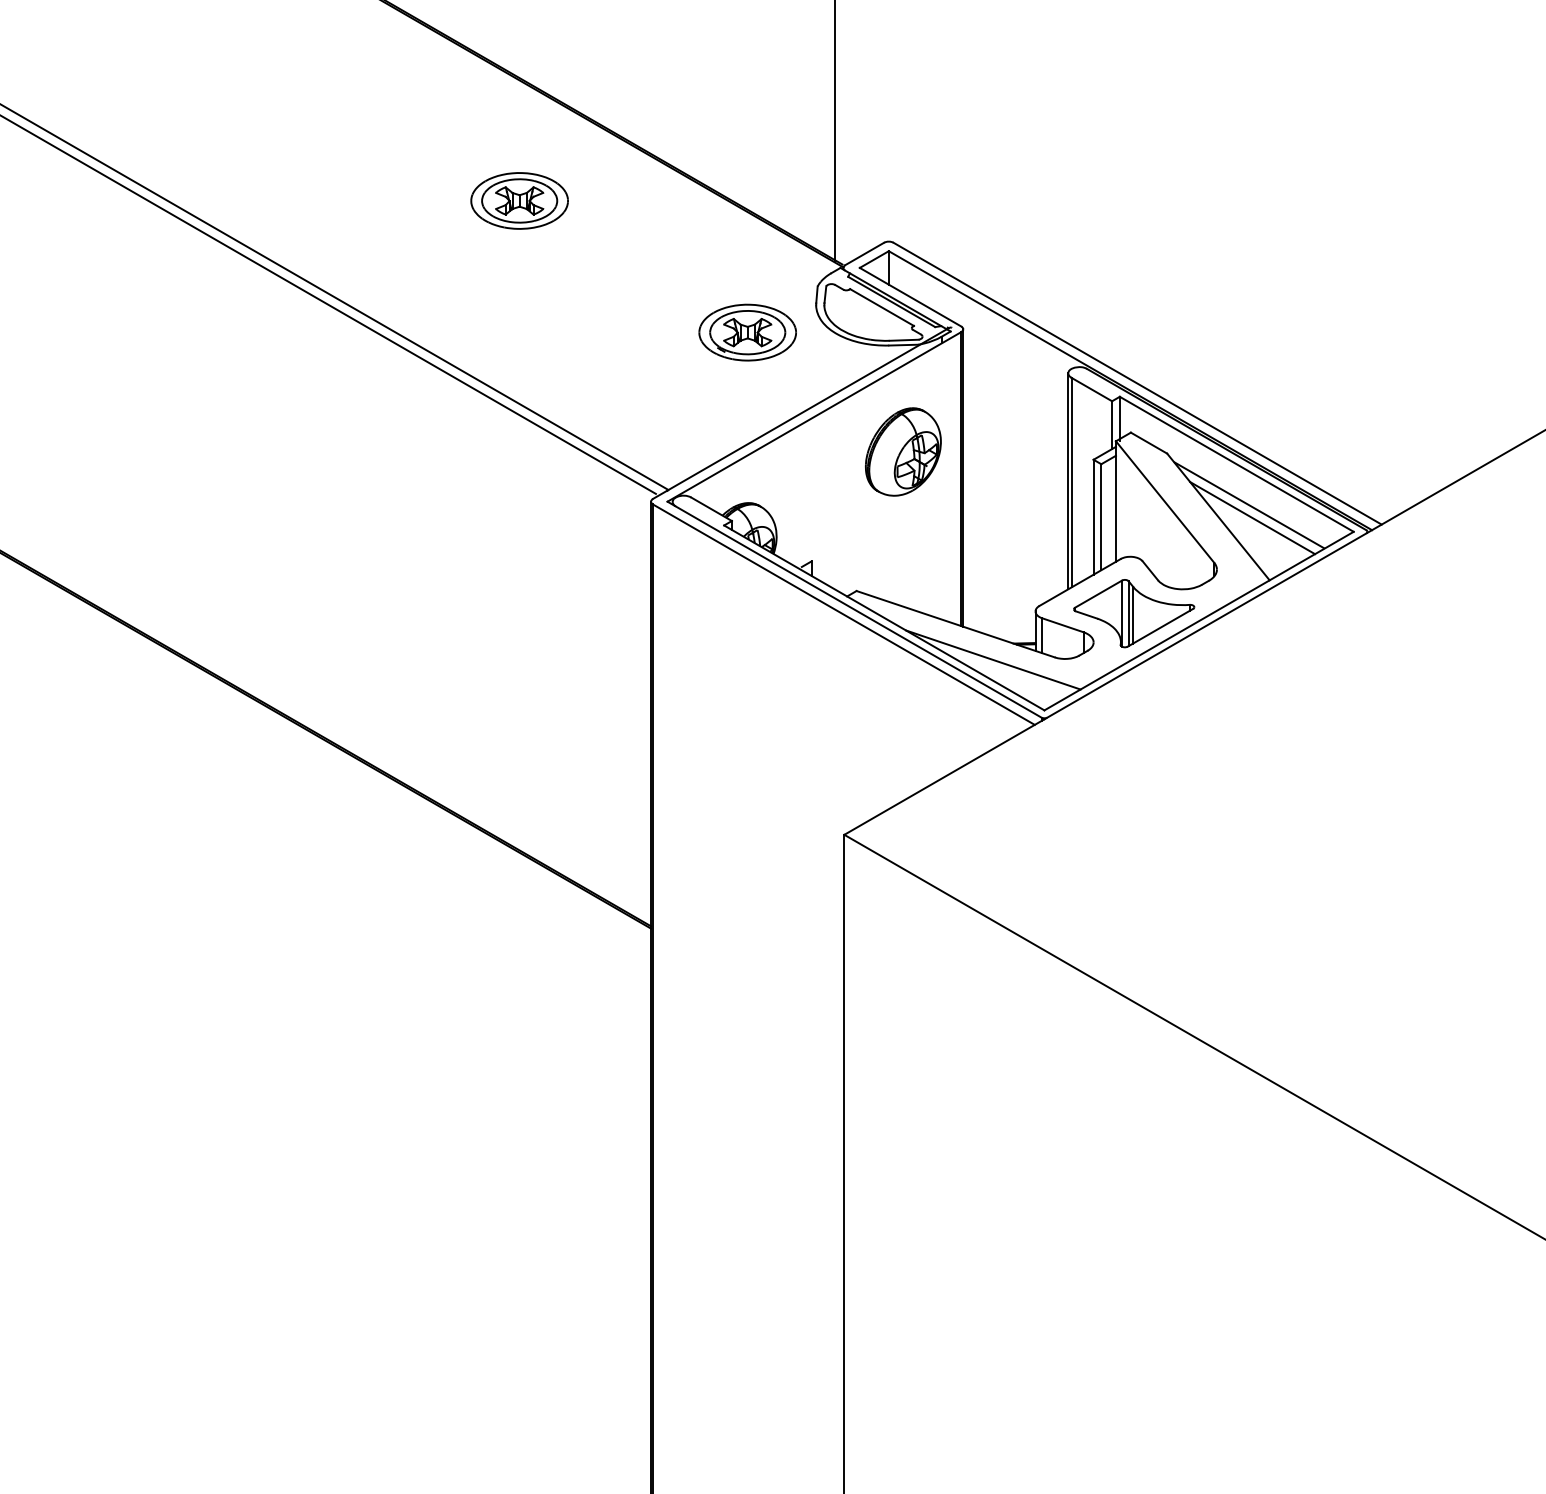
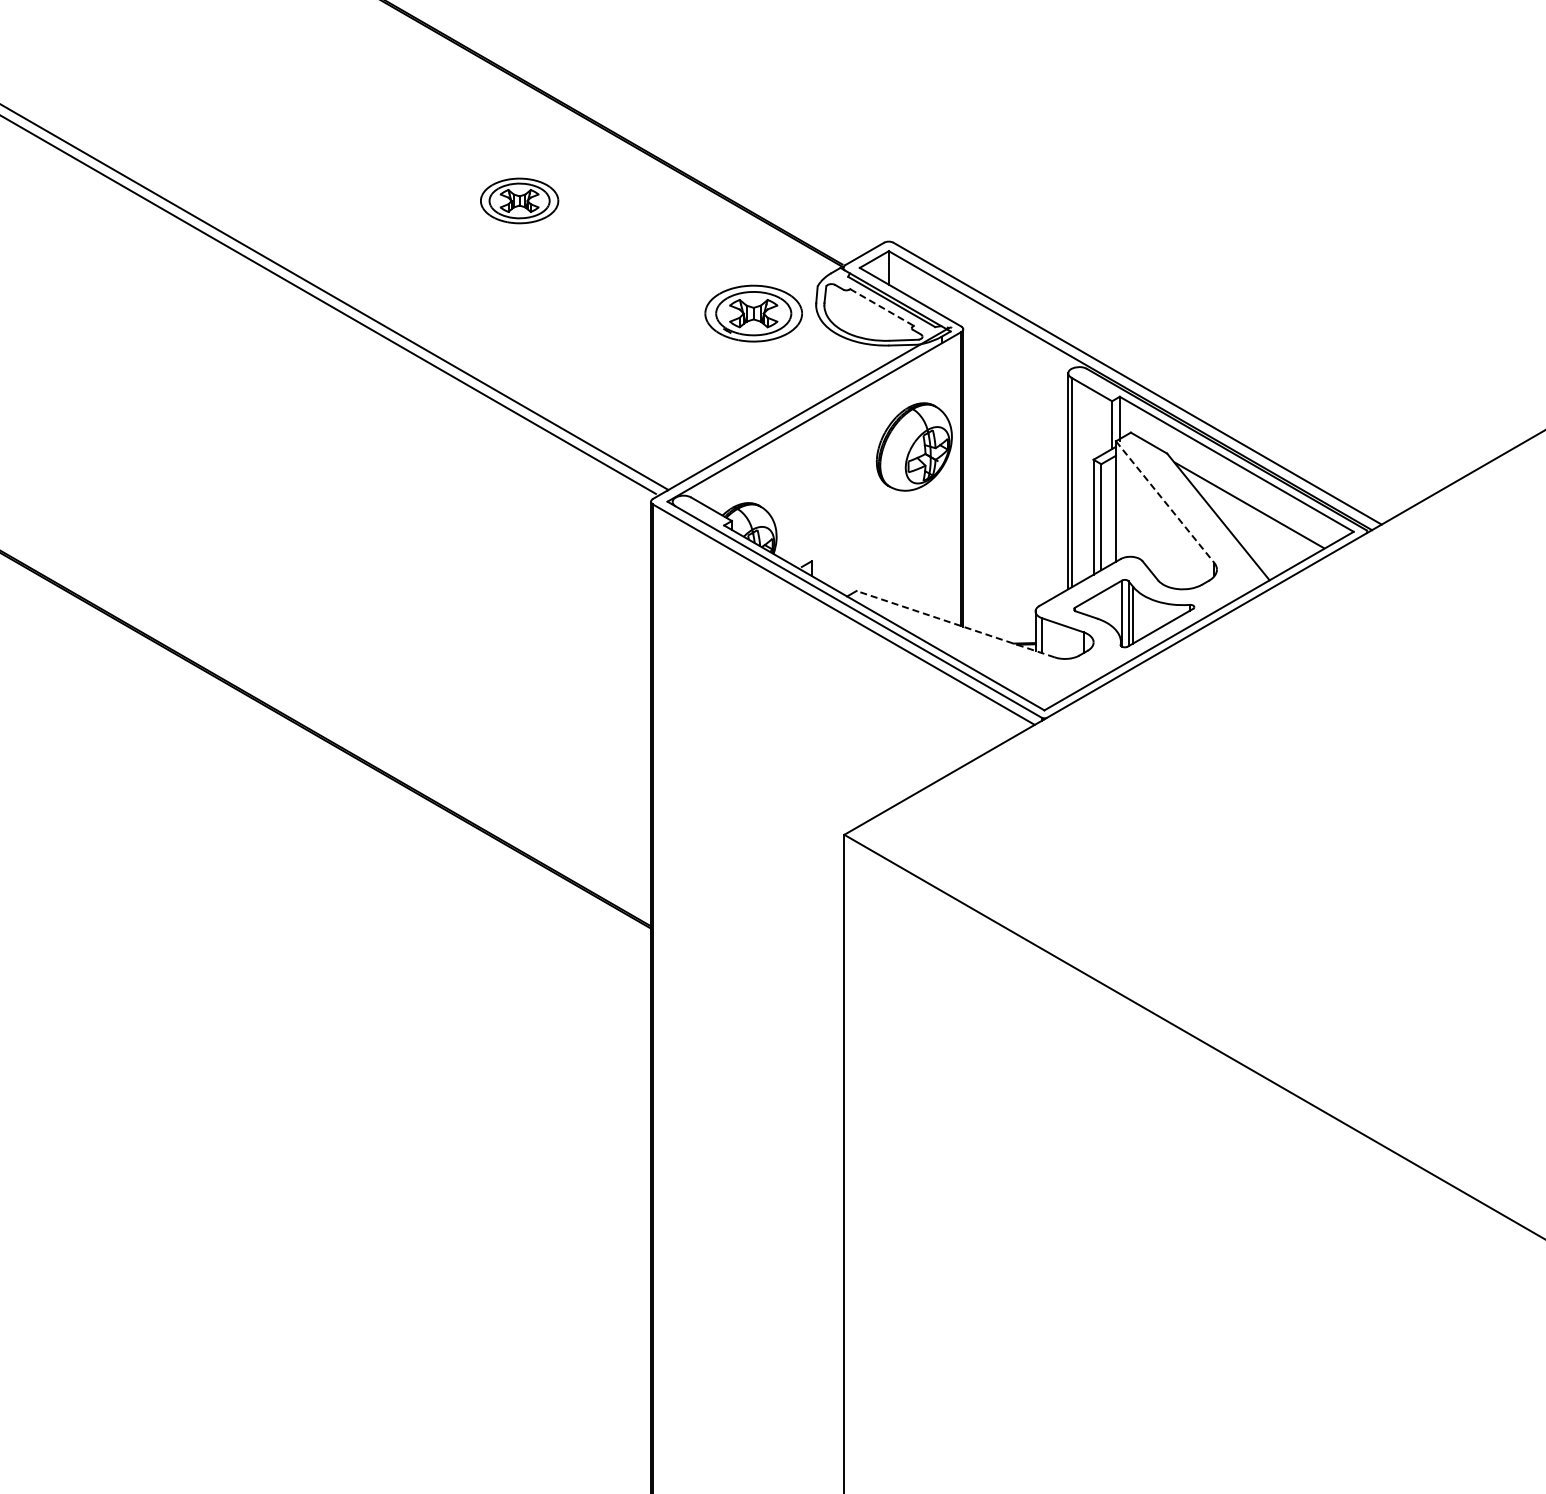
line: present -> none (834, 131)
part size: 99x58 px -> 80x48 px (519, 200)
line: solid -> dashed (882, 307)
part position: (747, 332) -> (753, 313) (753, 313)
part position: (903, 451) -> (914, 446) (914, 446)
line: solid -> dashed (1165, 502)
line: present -> none (1252, 518)
line: solid -> dashed (955, 624)
line: present -> none (993, 659)
